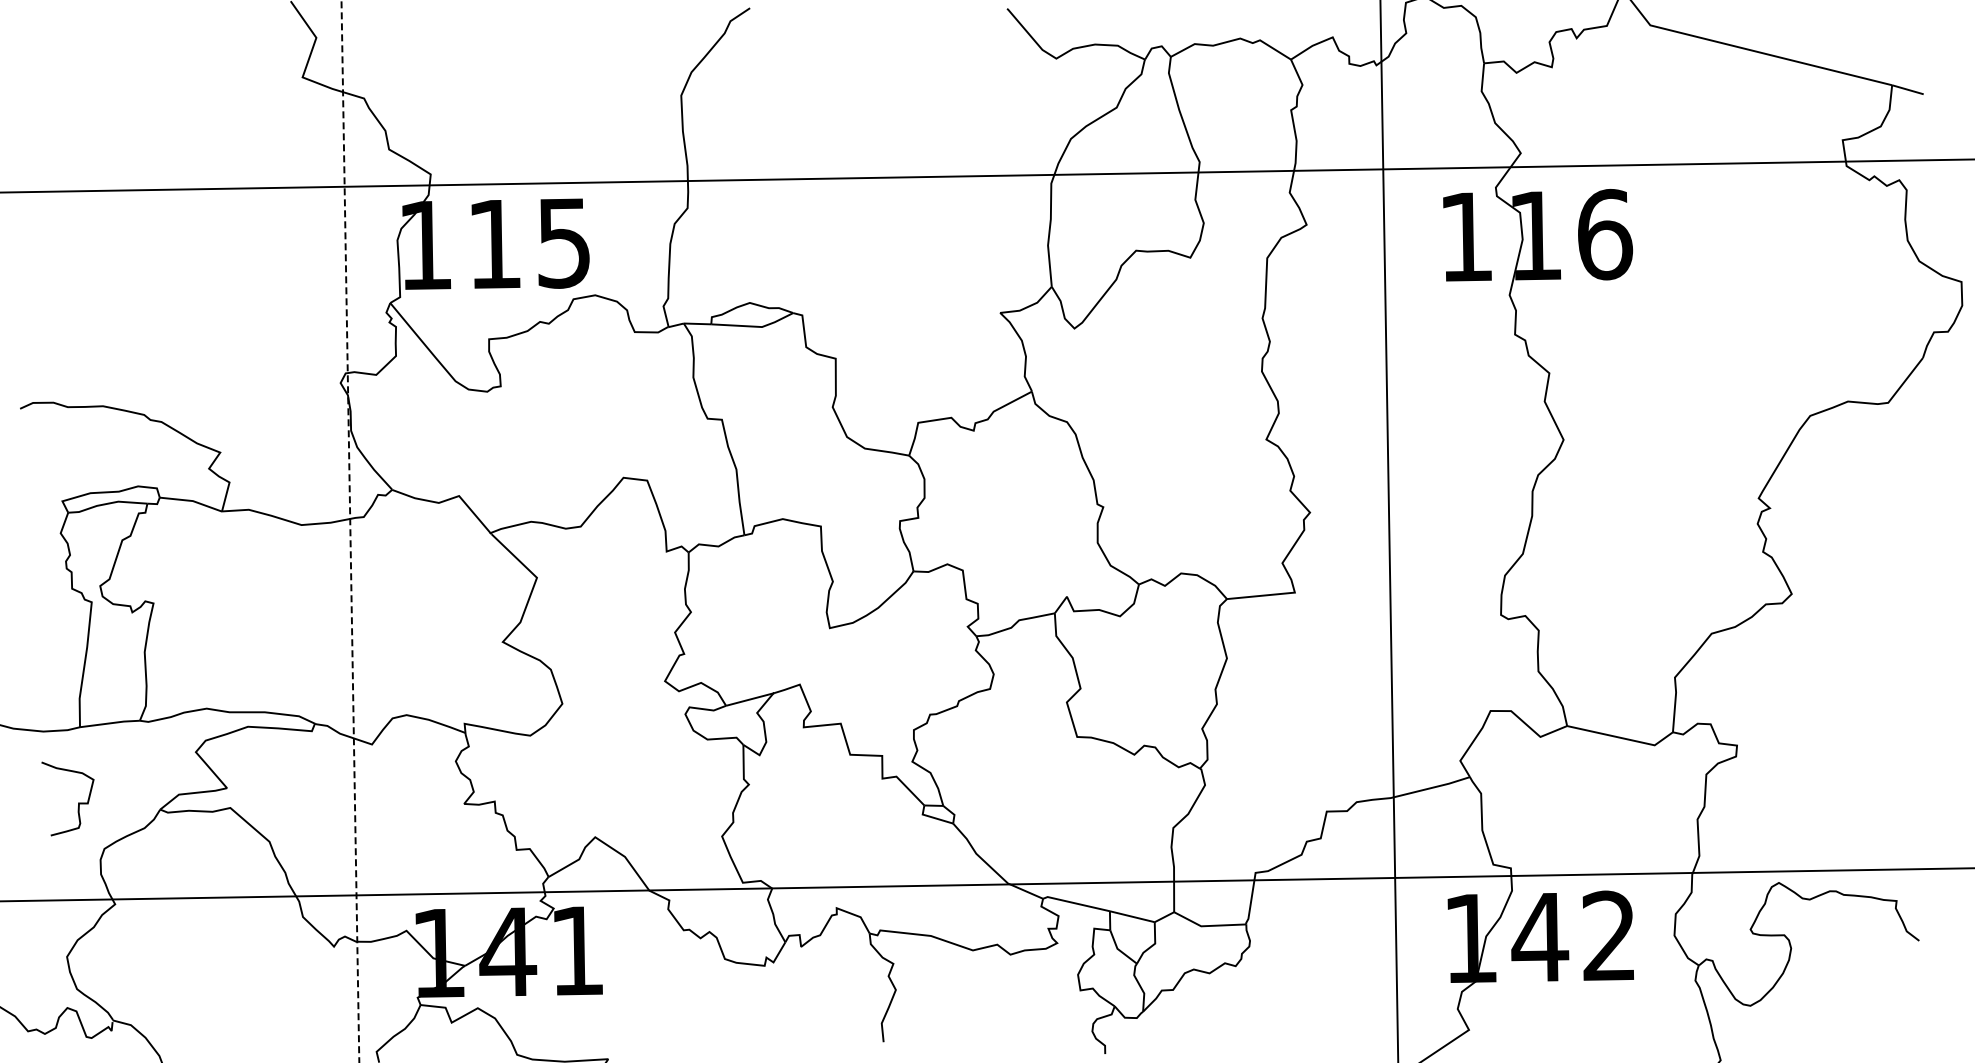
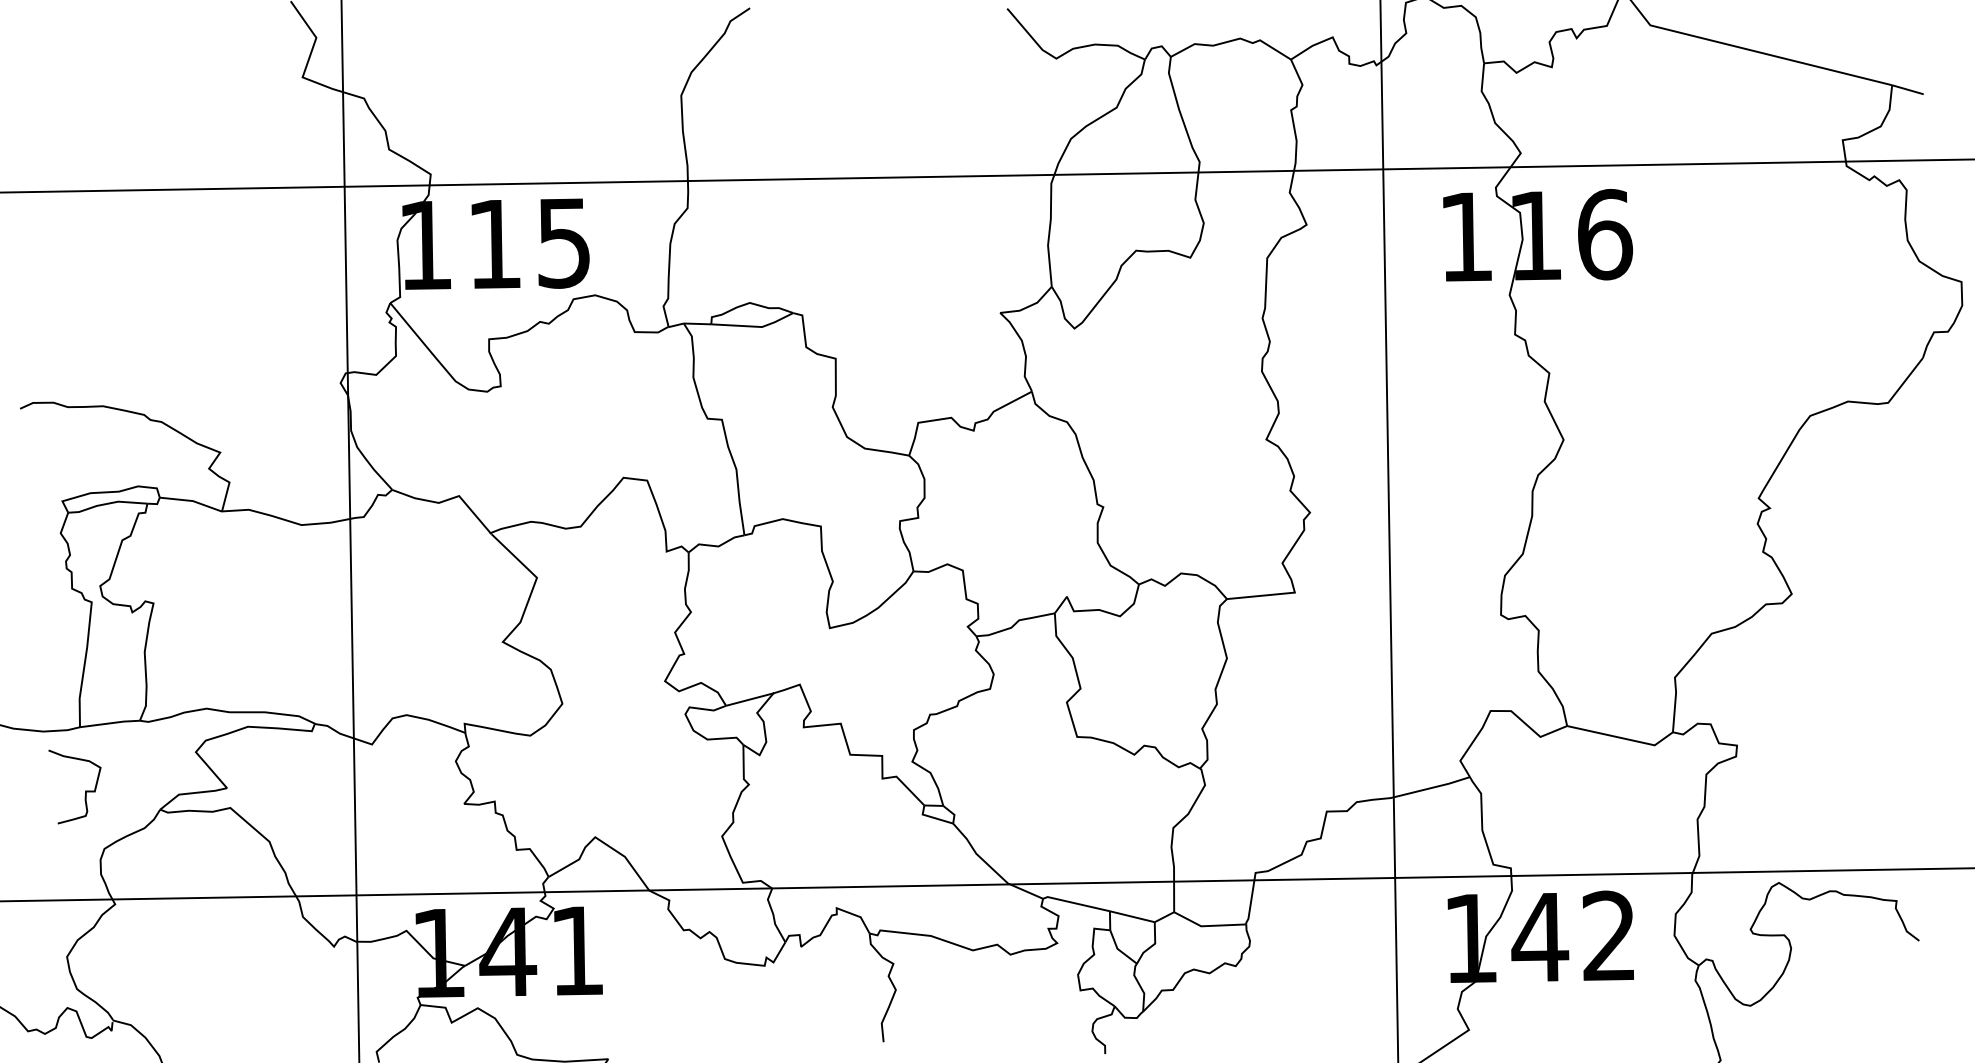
line: dashed -> solid (350, 531)
curve position: (78, 802) -> (85, 790) (85, 790)
